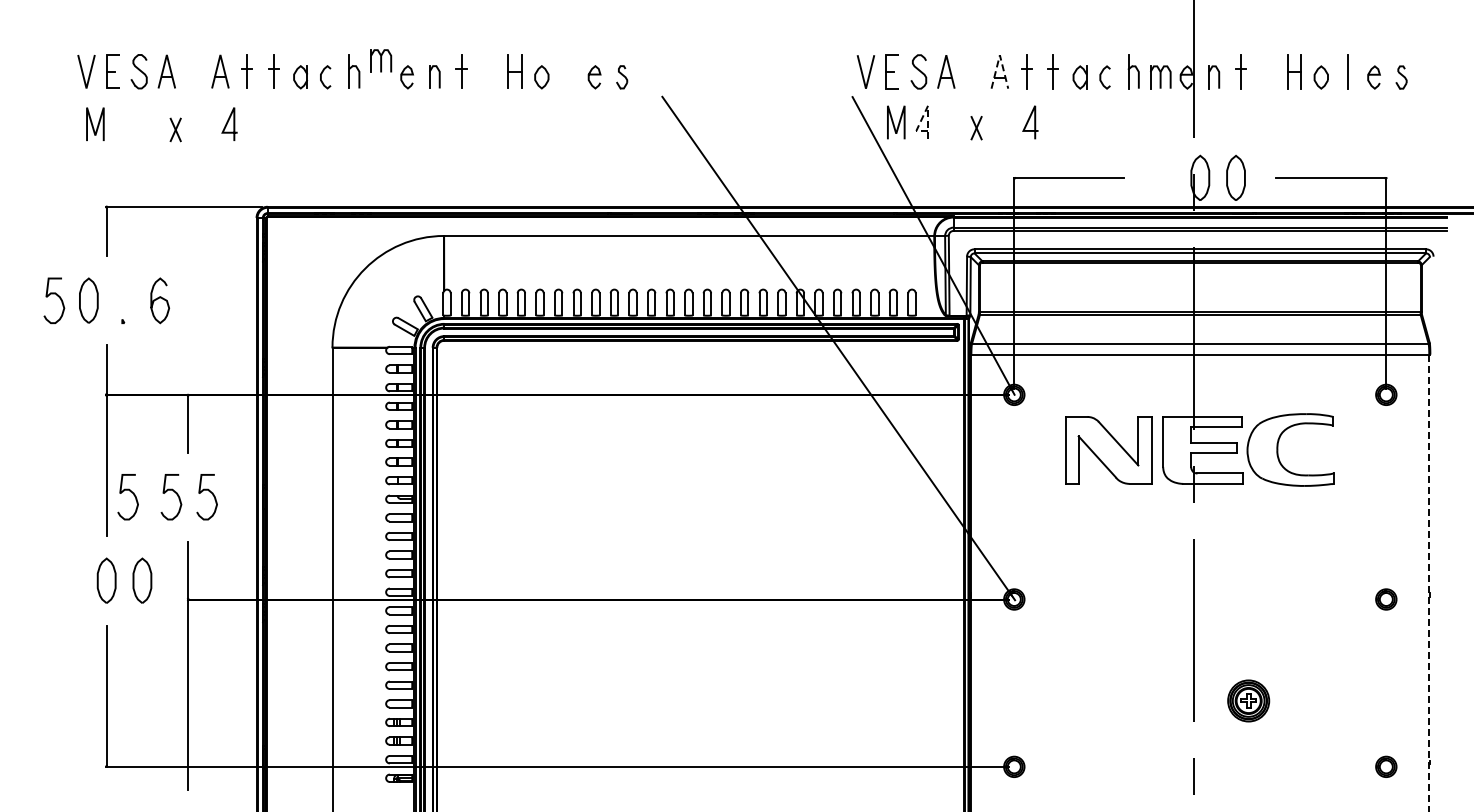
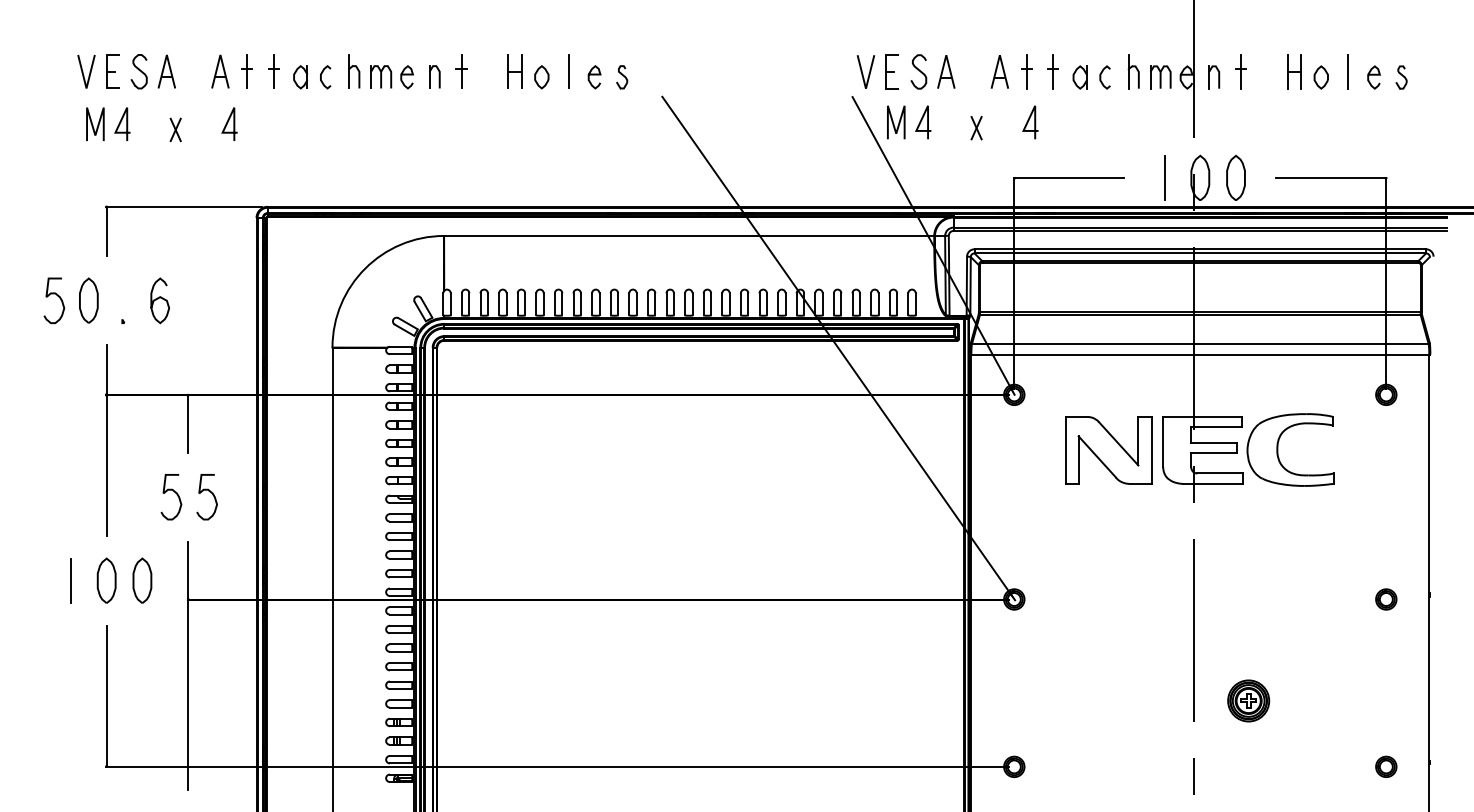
line: dashed -> solid (999, 55)
part position: (381, 60) -> (381, 76) (381, 76)
line: none -> present (568, 71)
line: dashed -> solid (925, 110)
line: none -> present (121, 122)
line: none -> present (1164, 177)
curve: present -> none (130, 492)
line: none -> present (71, 580)
line: dashed -> solid (1429, 583)
